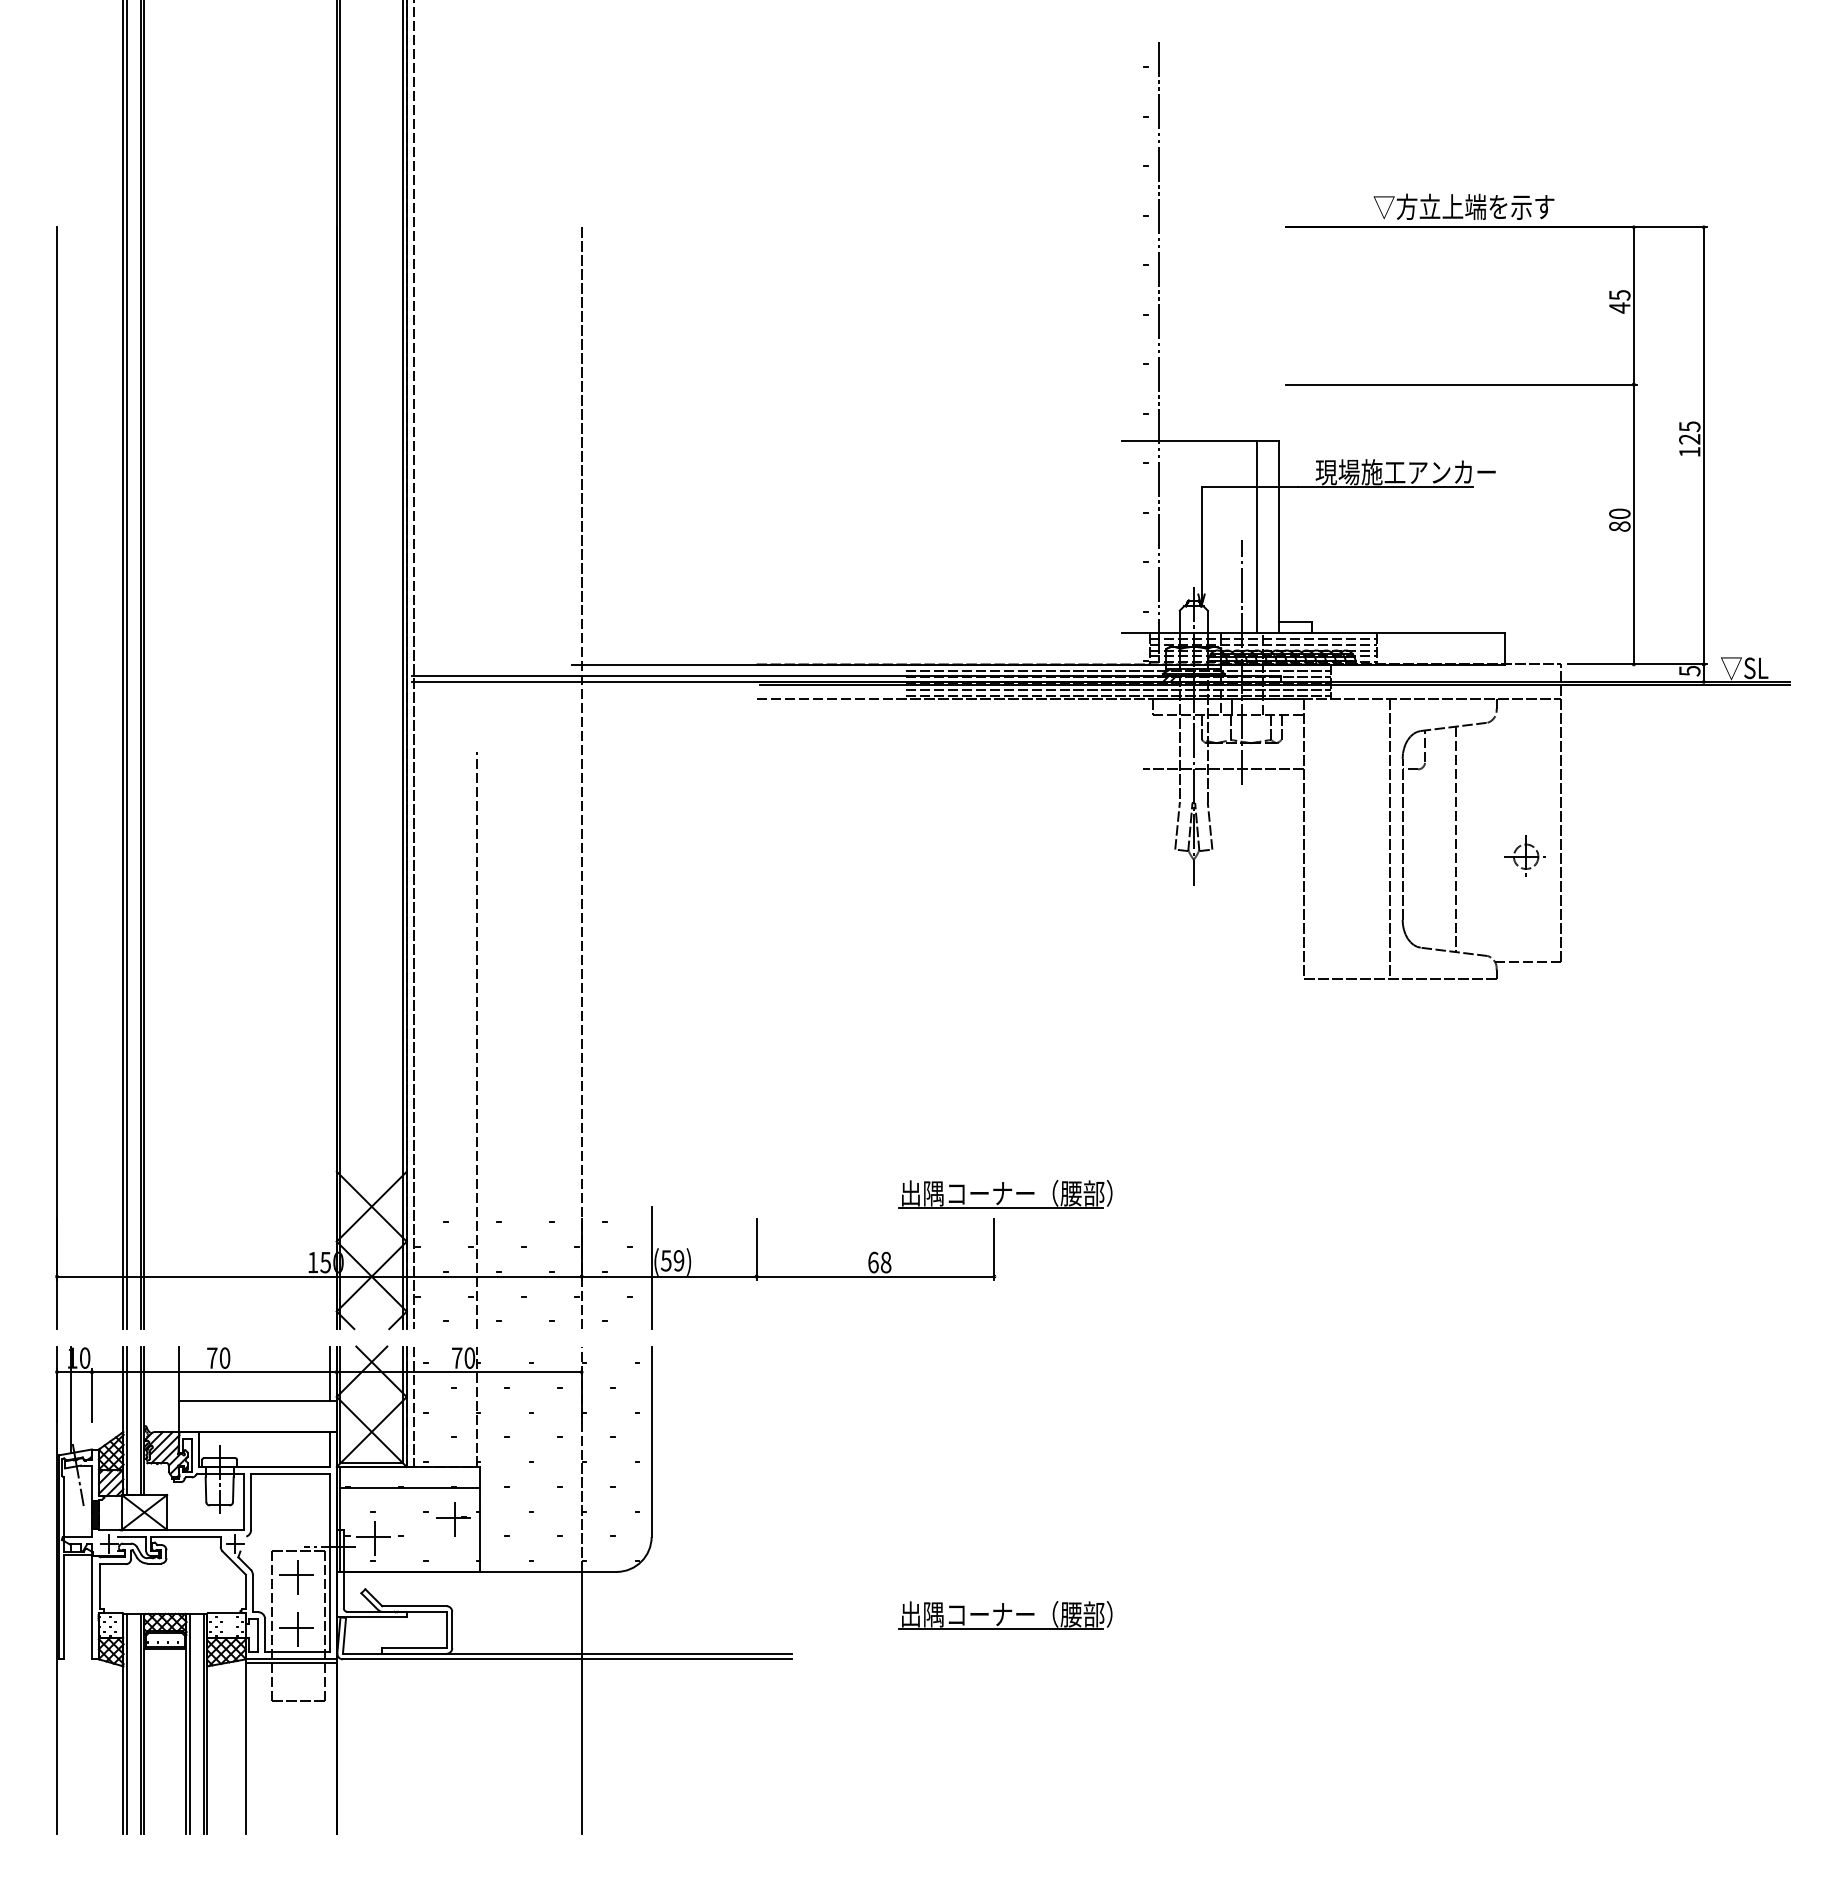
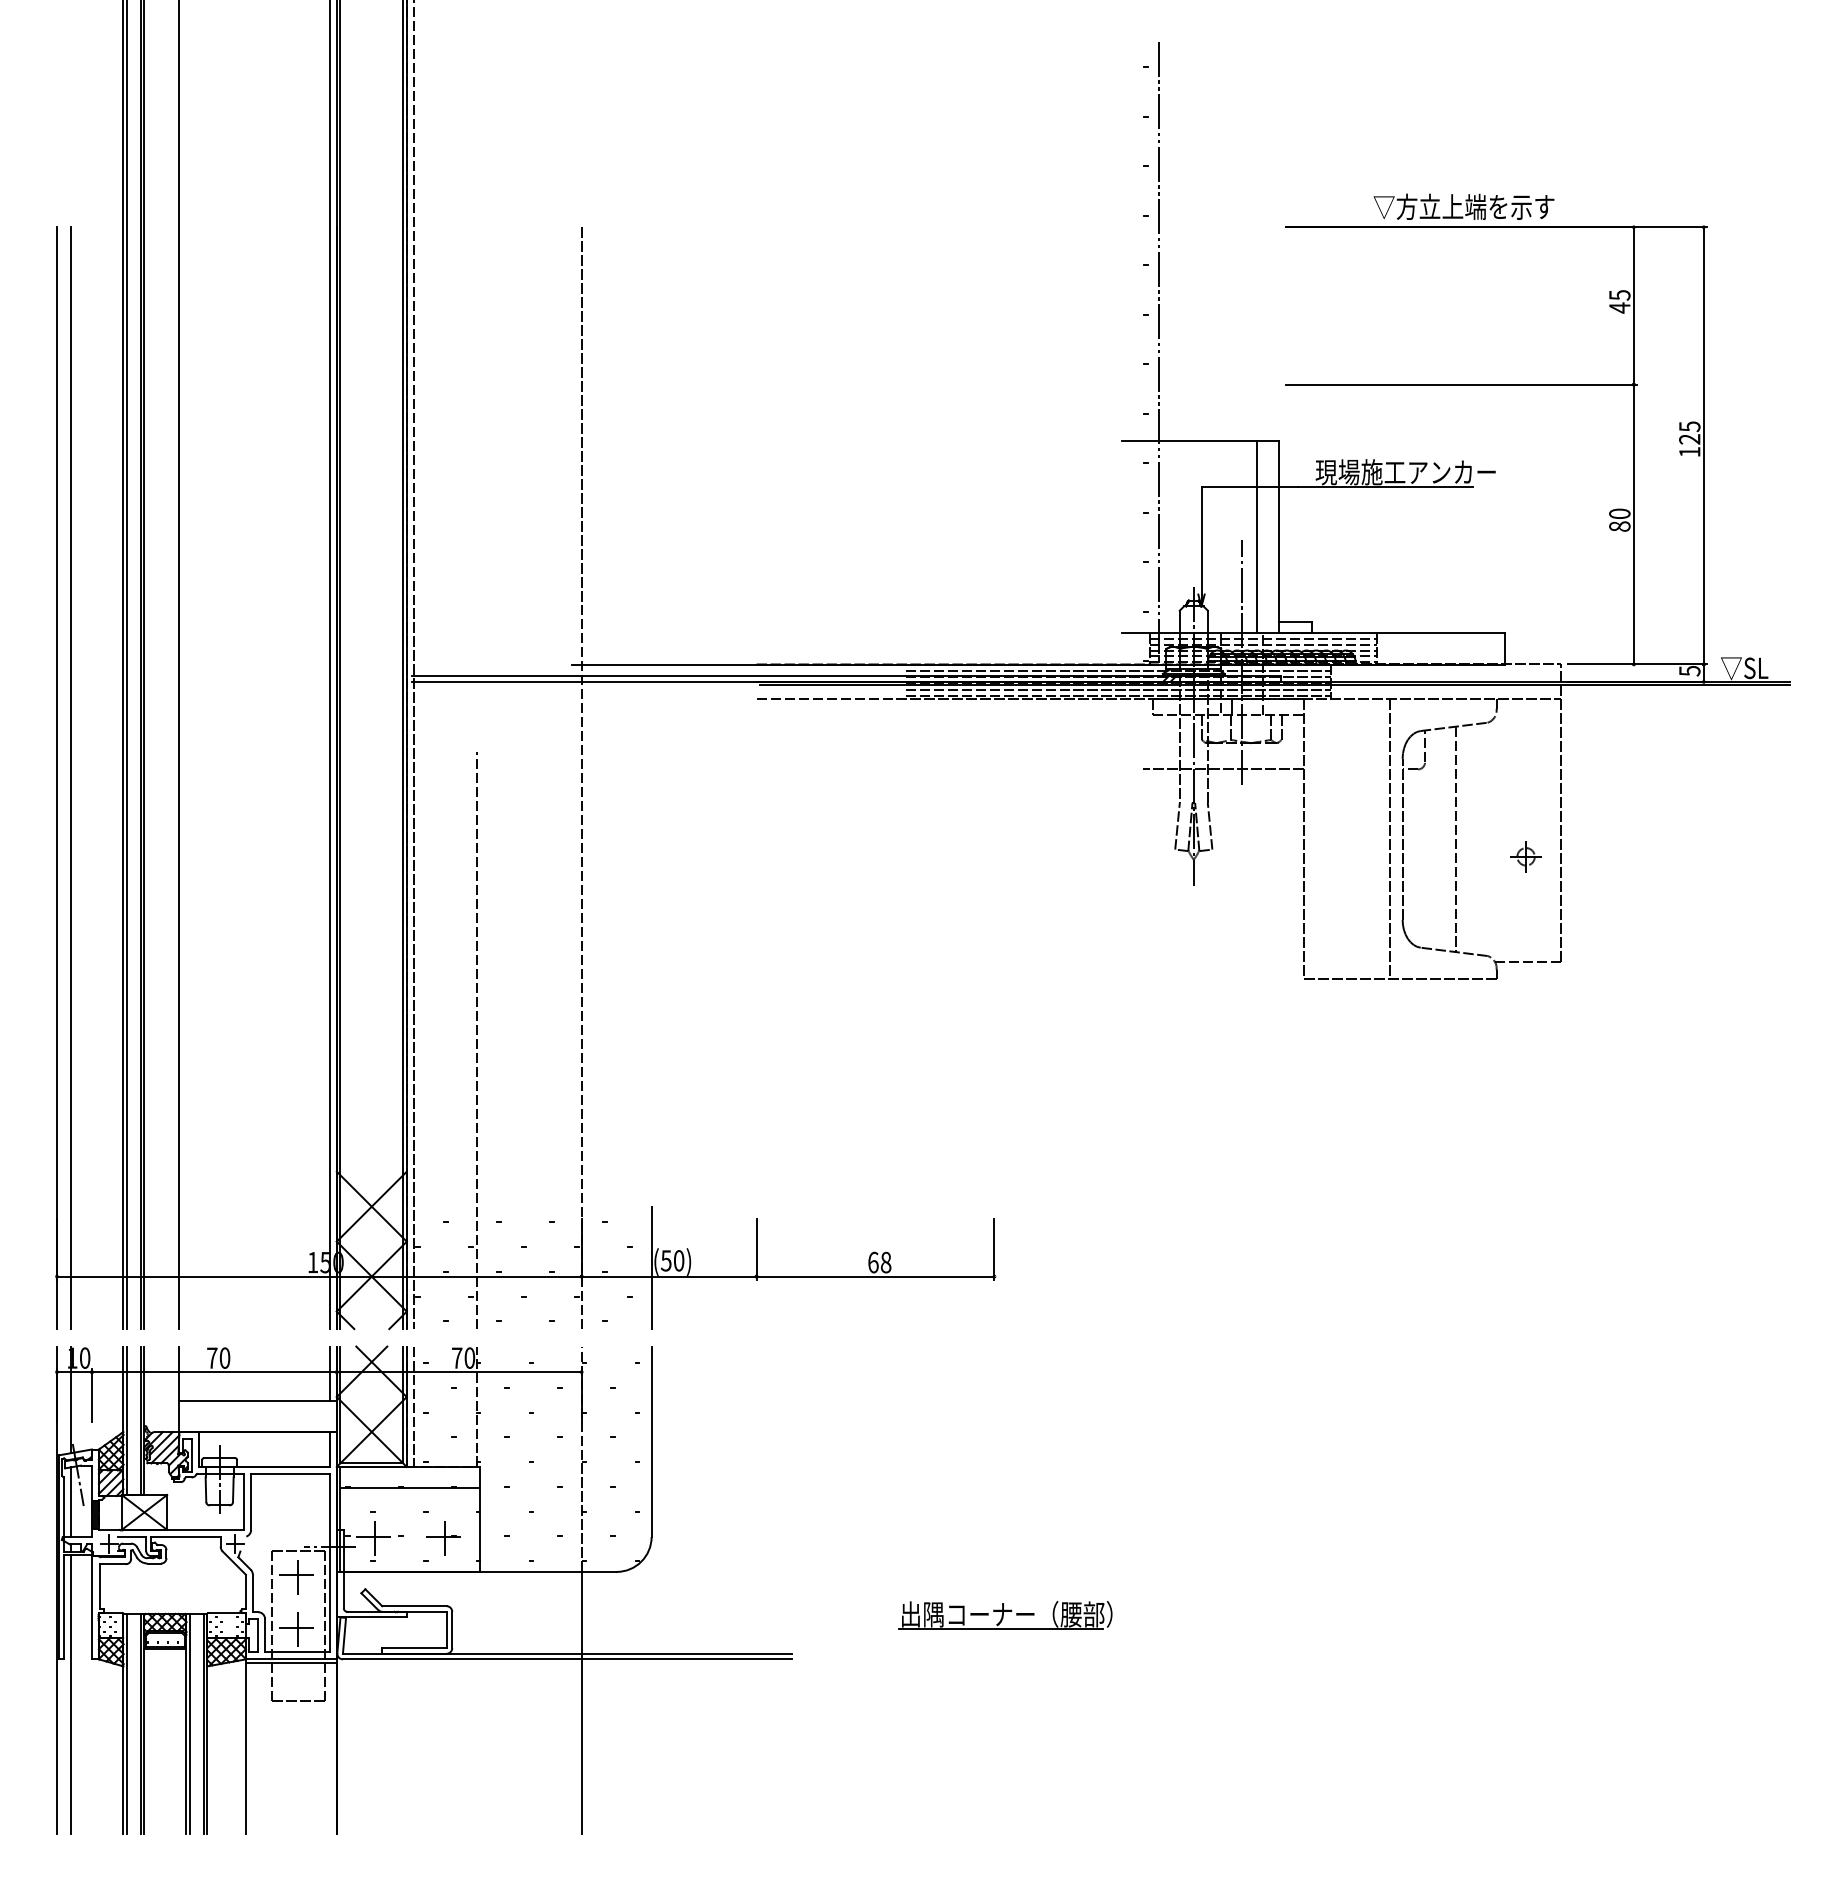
line: none -> present (179, 665)
line: none -> present (329, 665)
line: none -> present (70, 778)
part size: 42x42 px -> 32x32 px (1525, 856)
part: present -> none (1005, 1194)
text: (59) -> (50) (678, 1260)
line: none -> present (70, 1502)
part position: (453, 1519) -> (443, 1538) (443, 1538)
line: none -> present (70, 1694)
